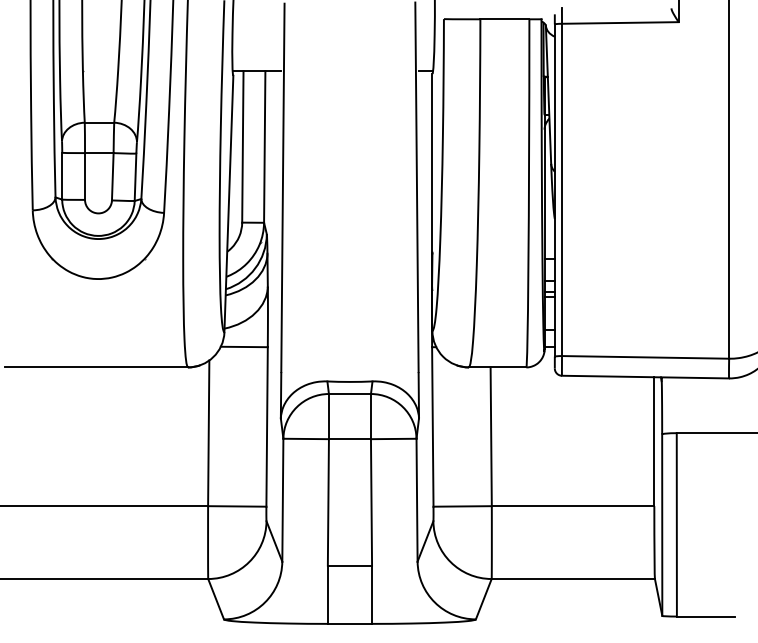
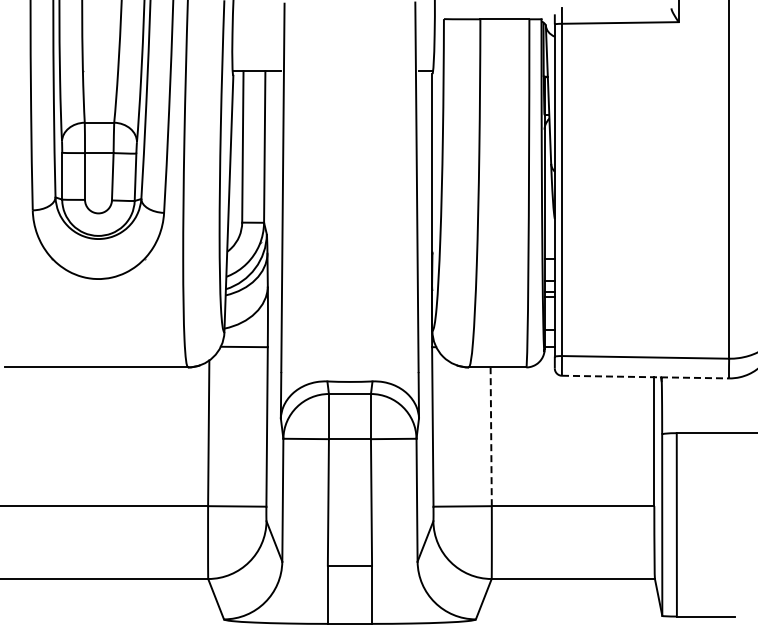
line: solid -> dashed (645, 377)
line: solid -> dashed (491, 436)
